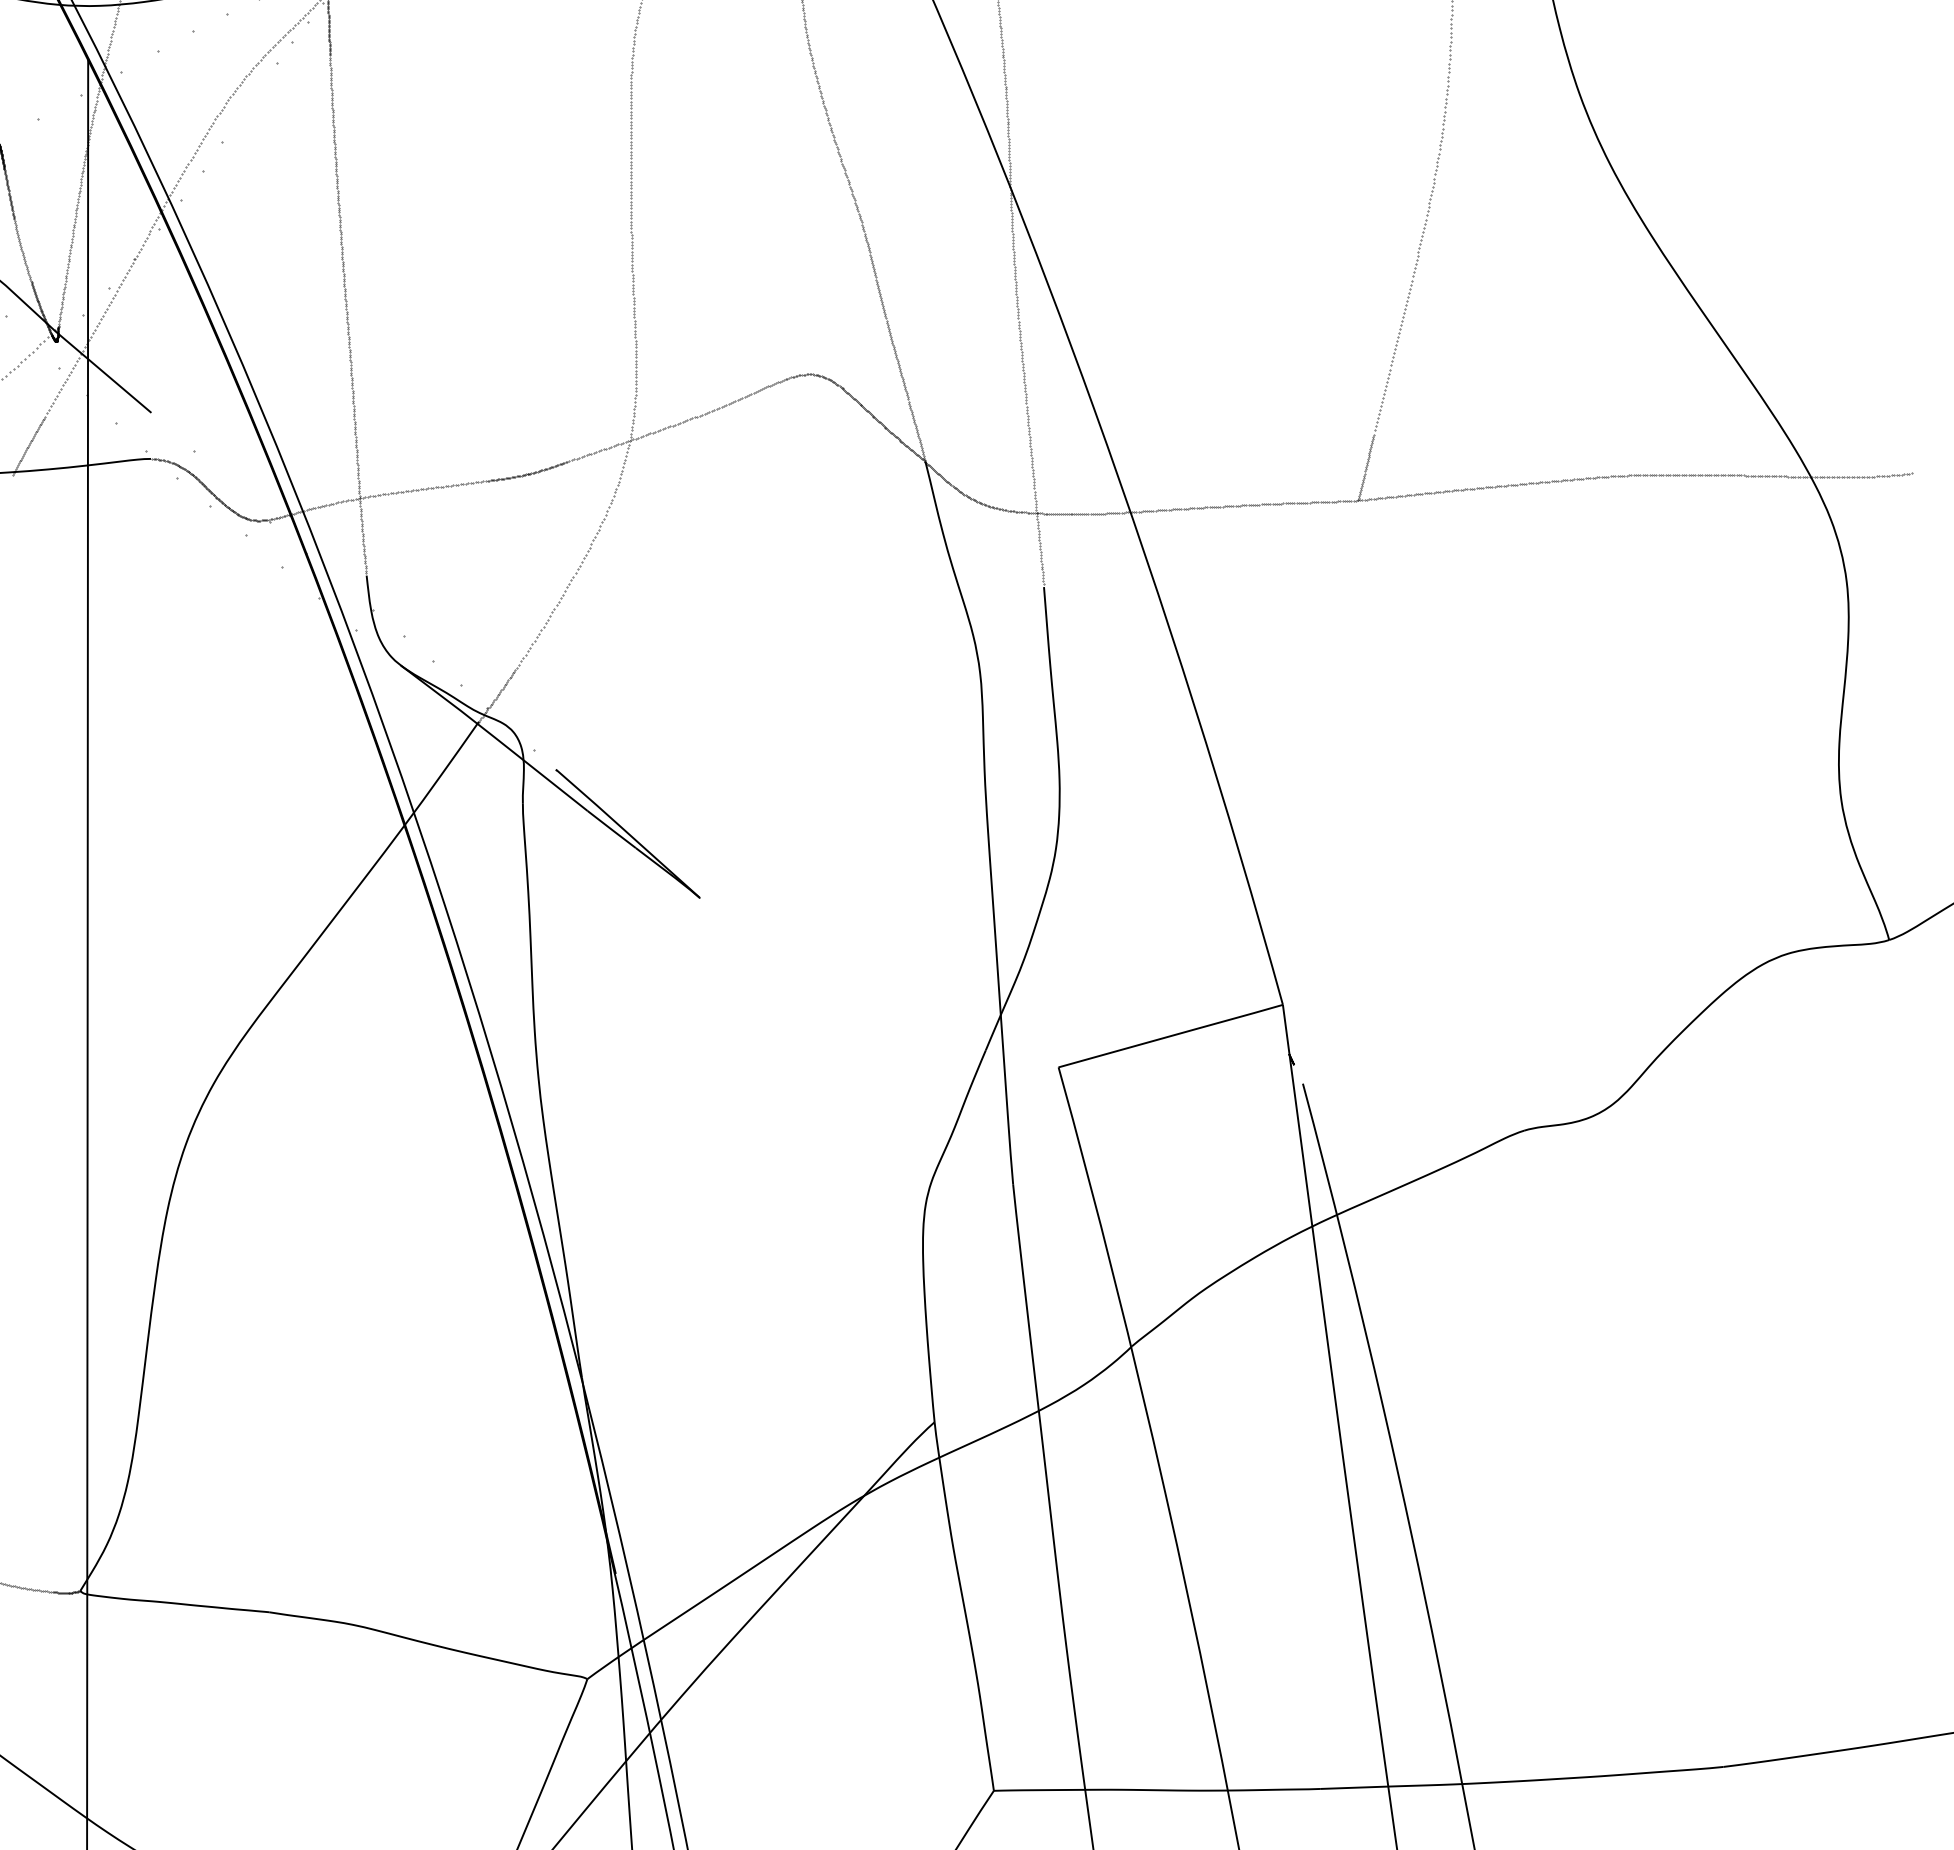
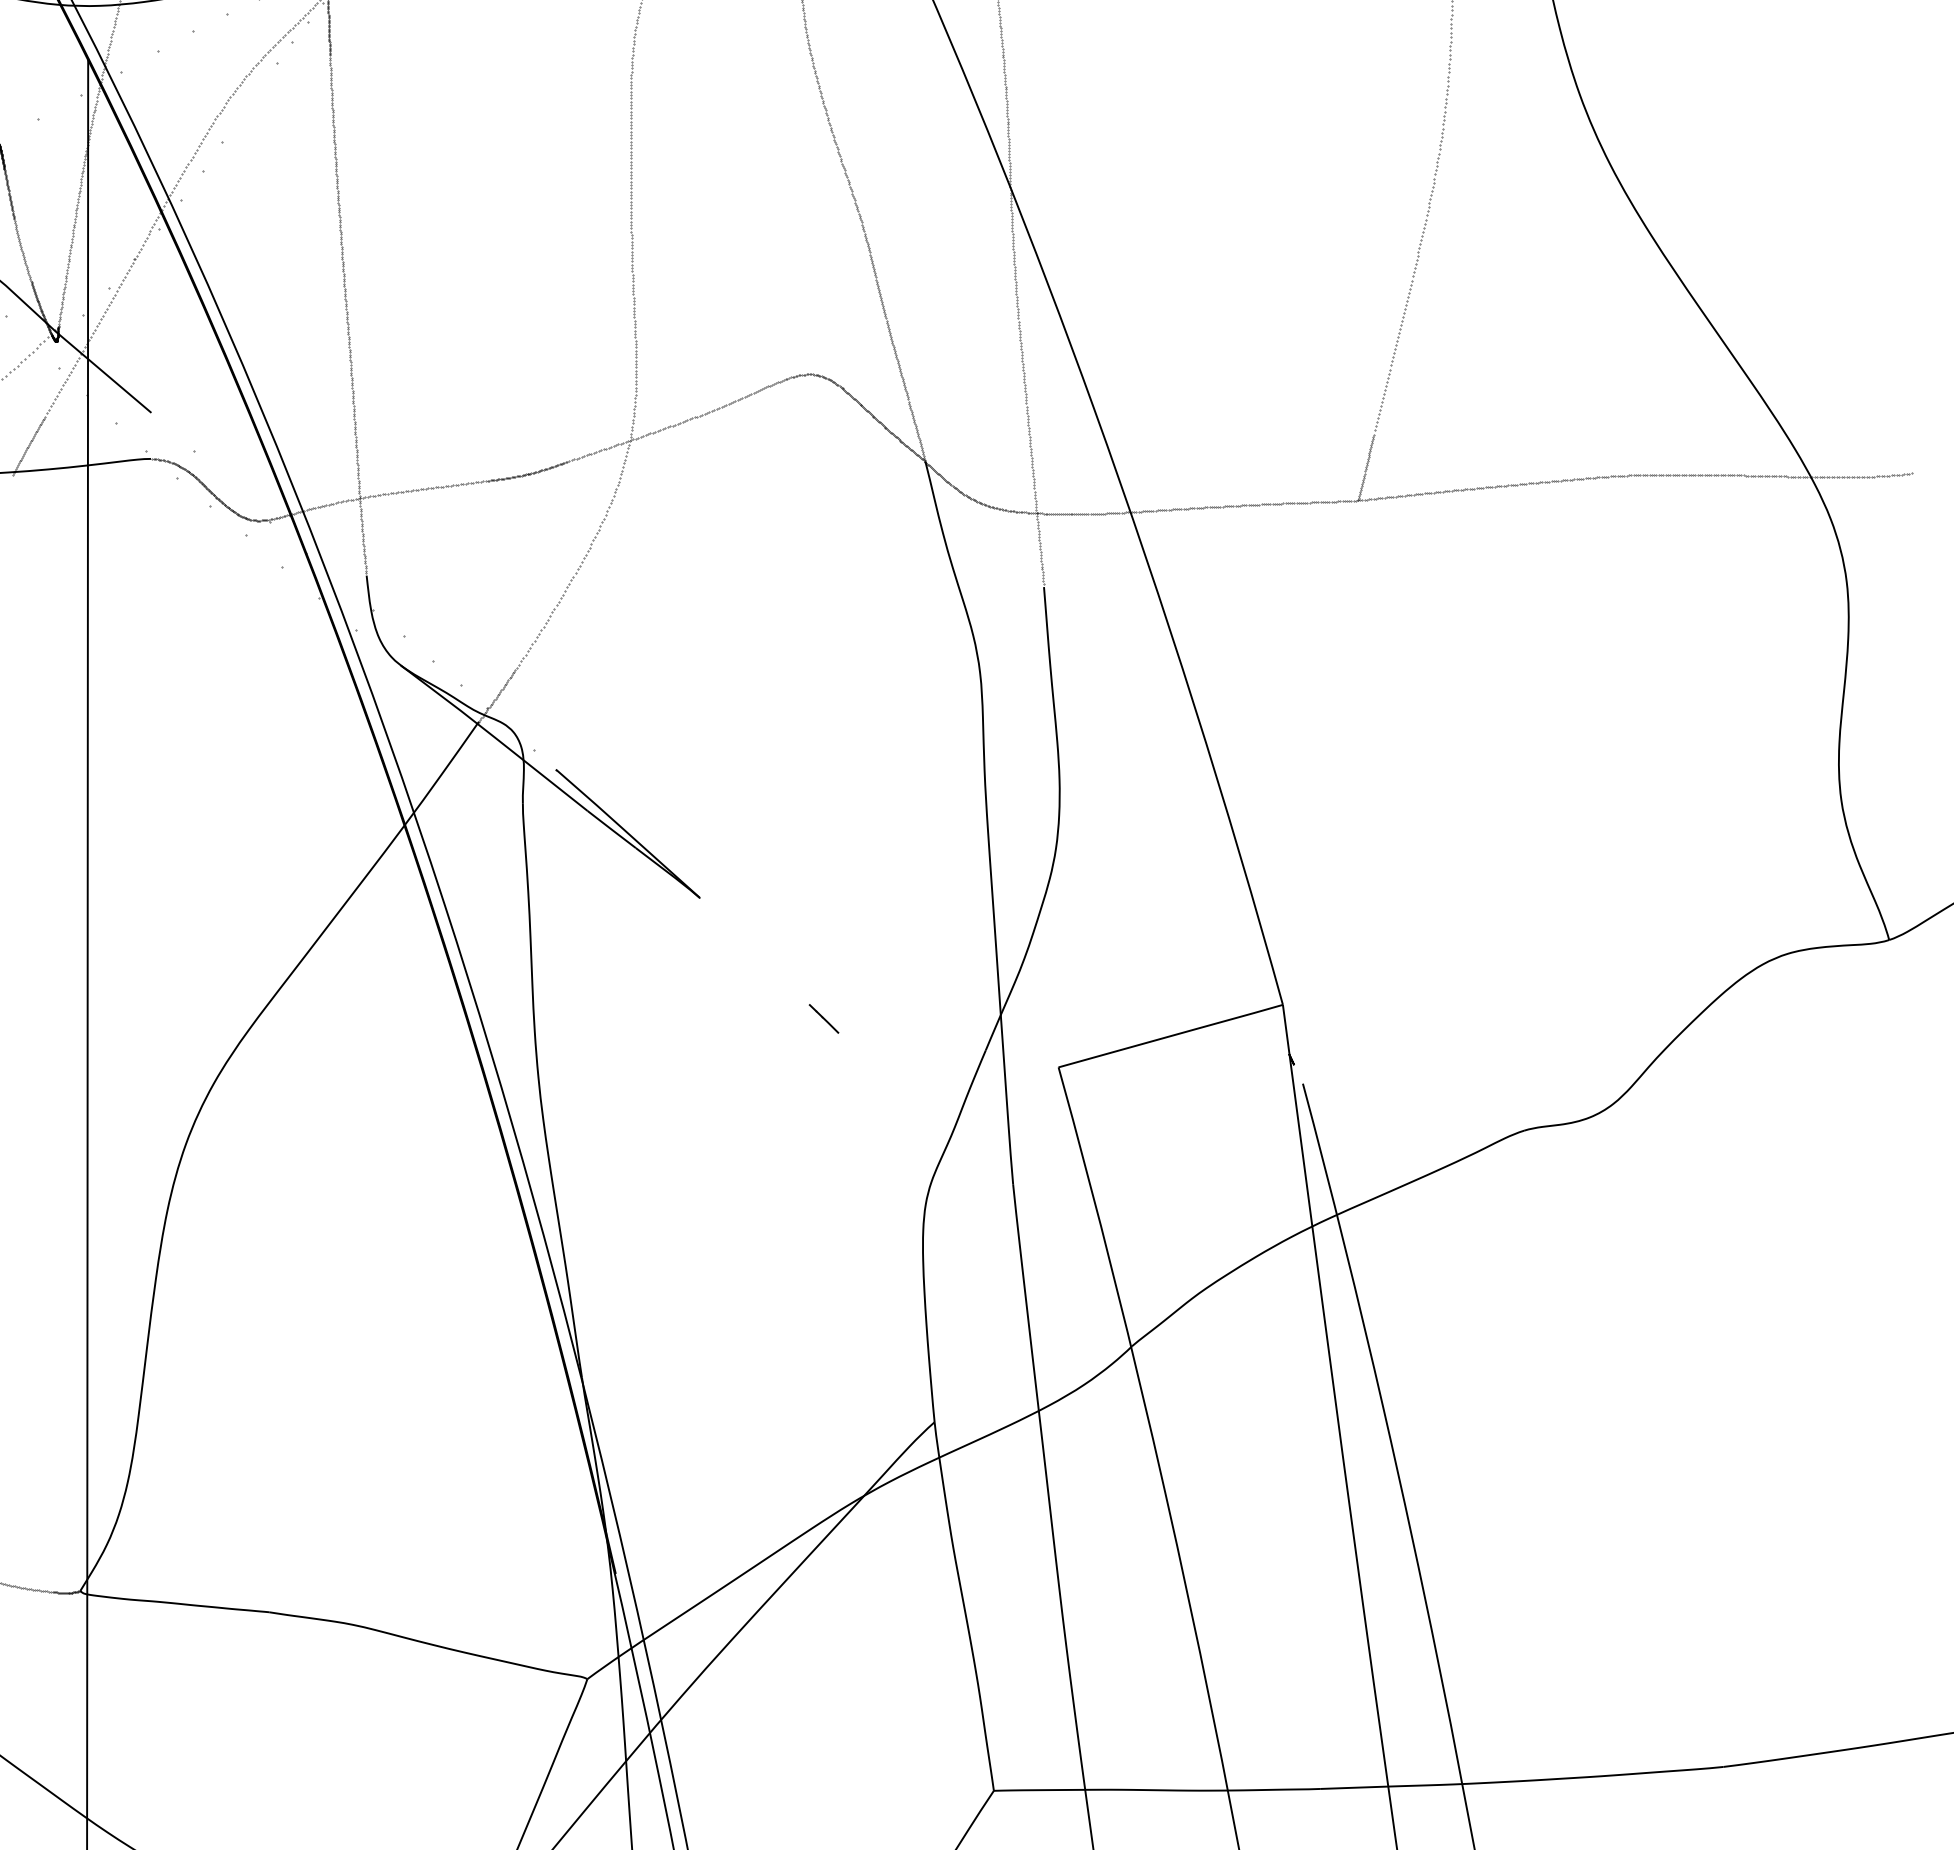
line: none -> present (823, 1018)
